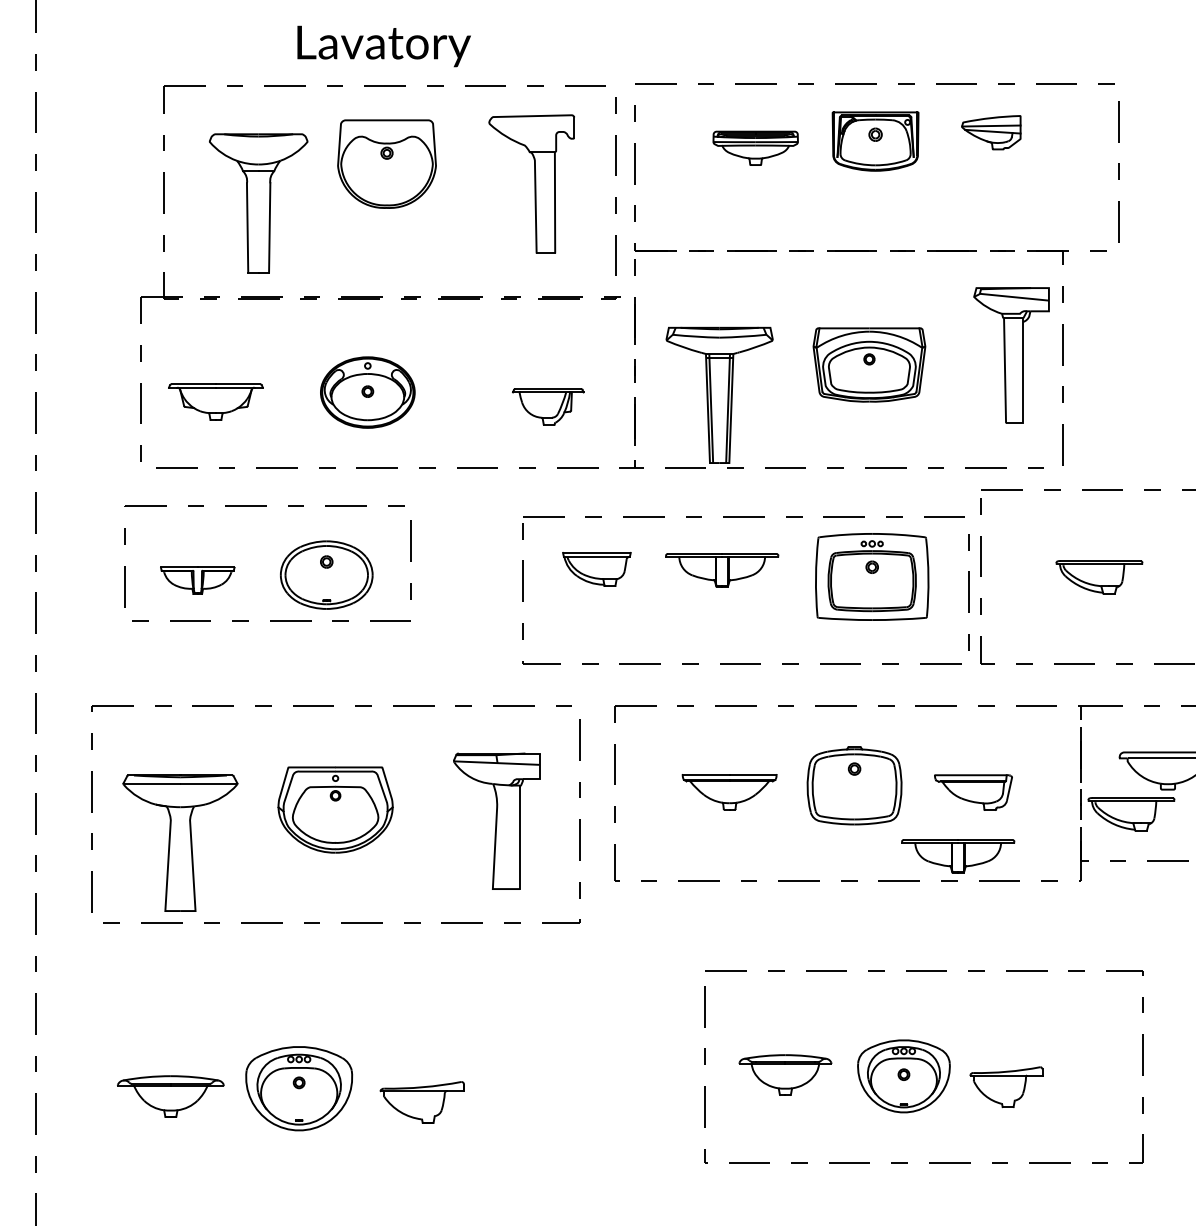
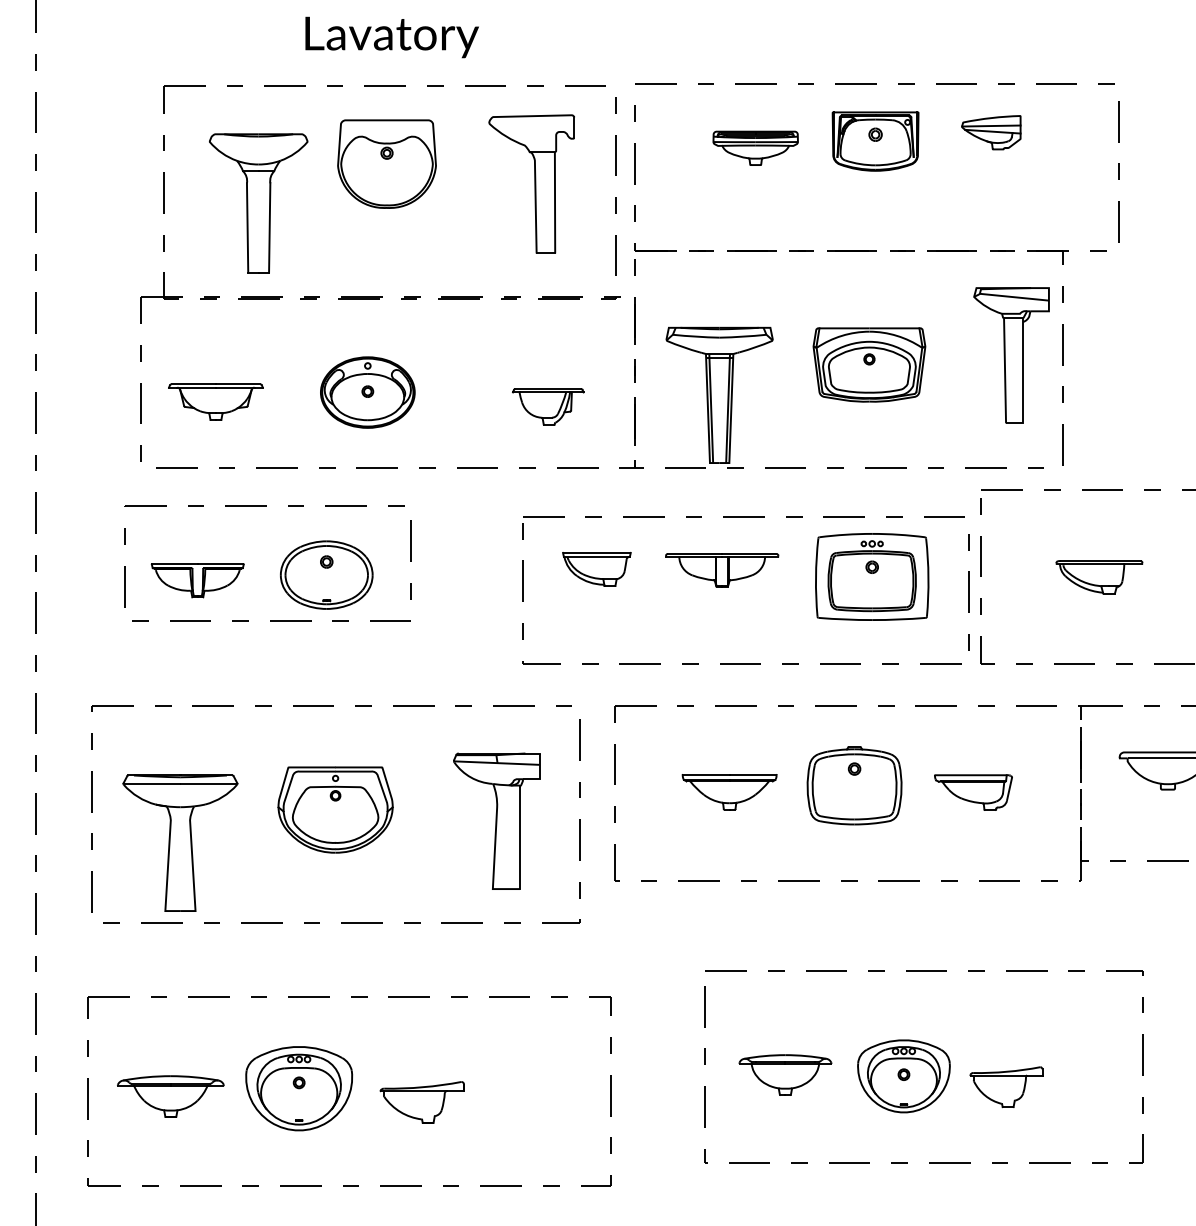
text position: (383, 46) -> (391, 37) (391, 37)
part size: 76x29 px -> 95x36 px (197, 580)
part: present -> none (1131, 814)
part: present -> none (958, 856)
part: none -> present (349, 1185)
